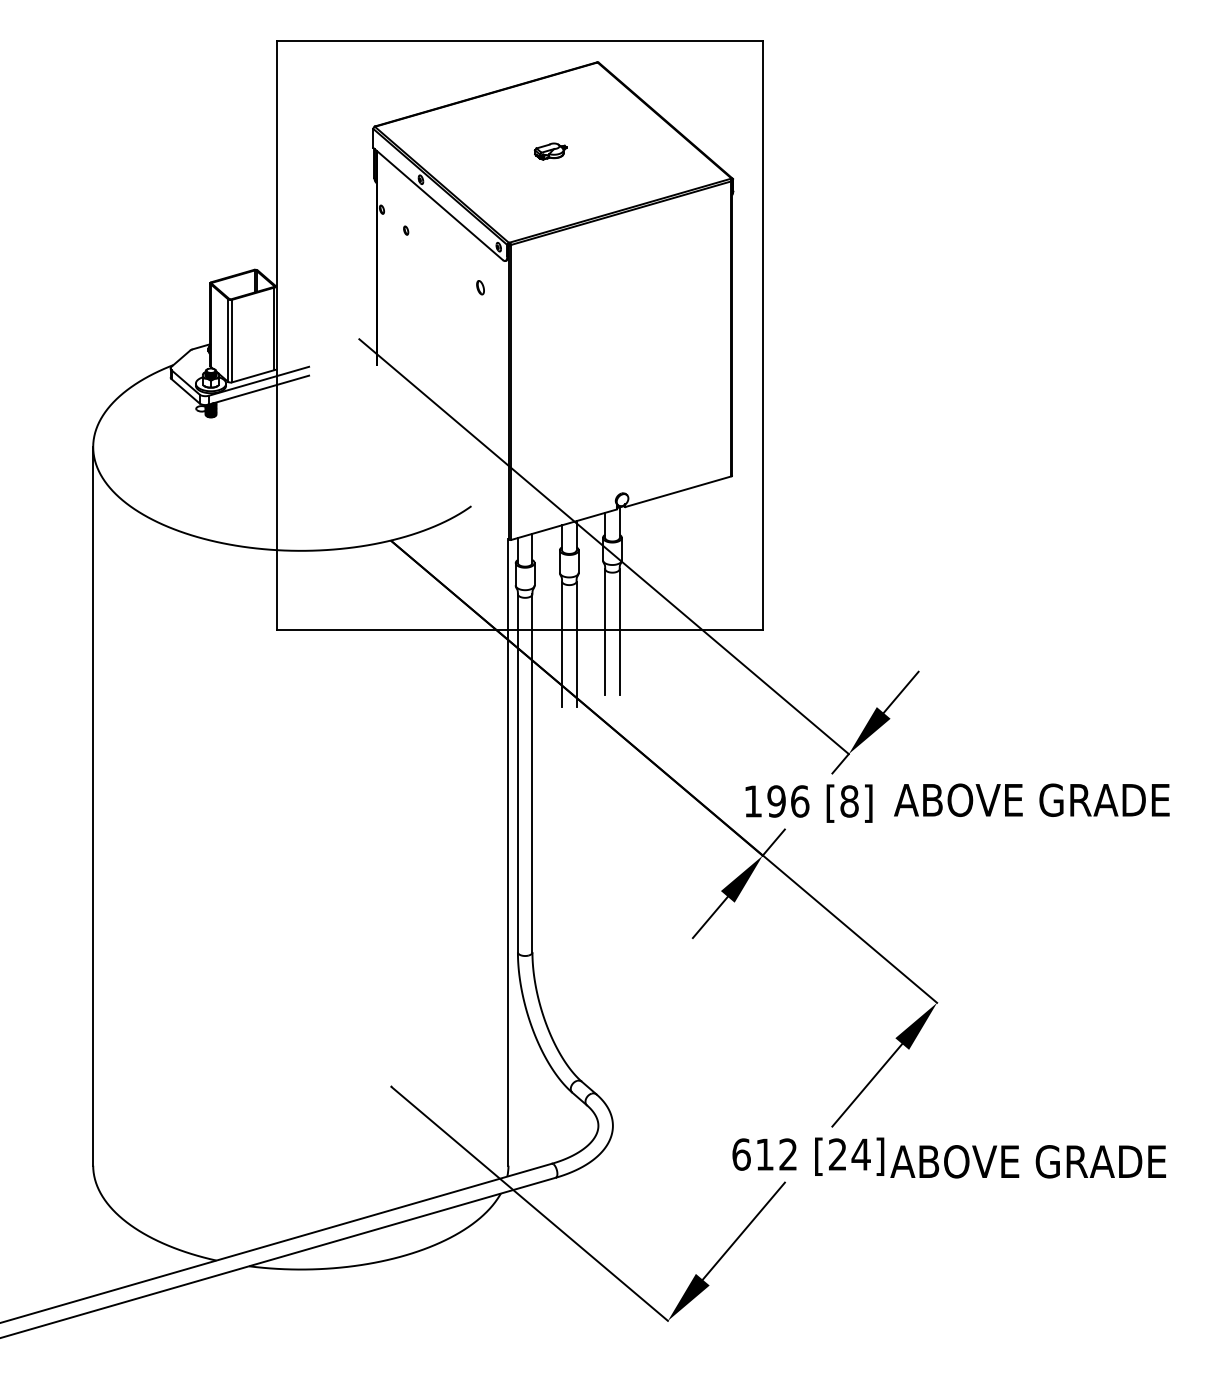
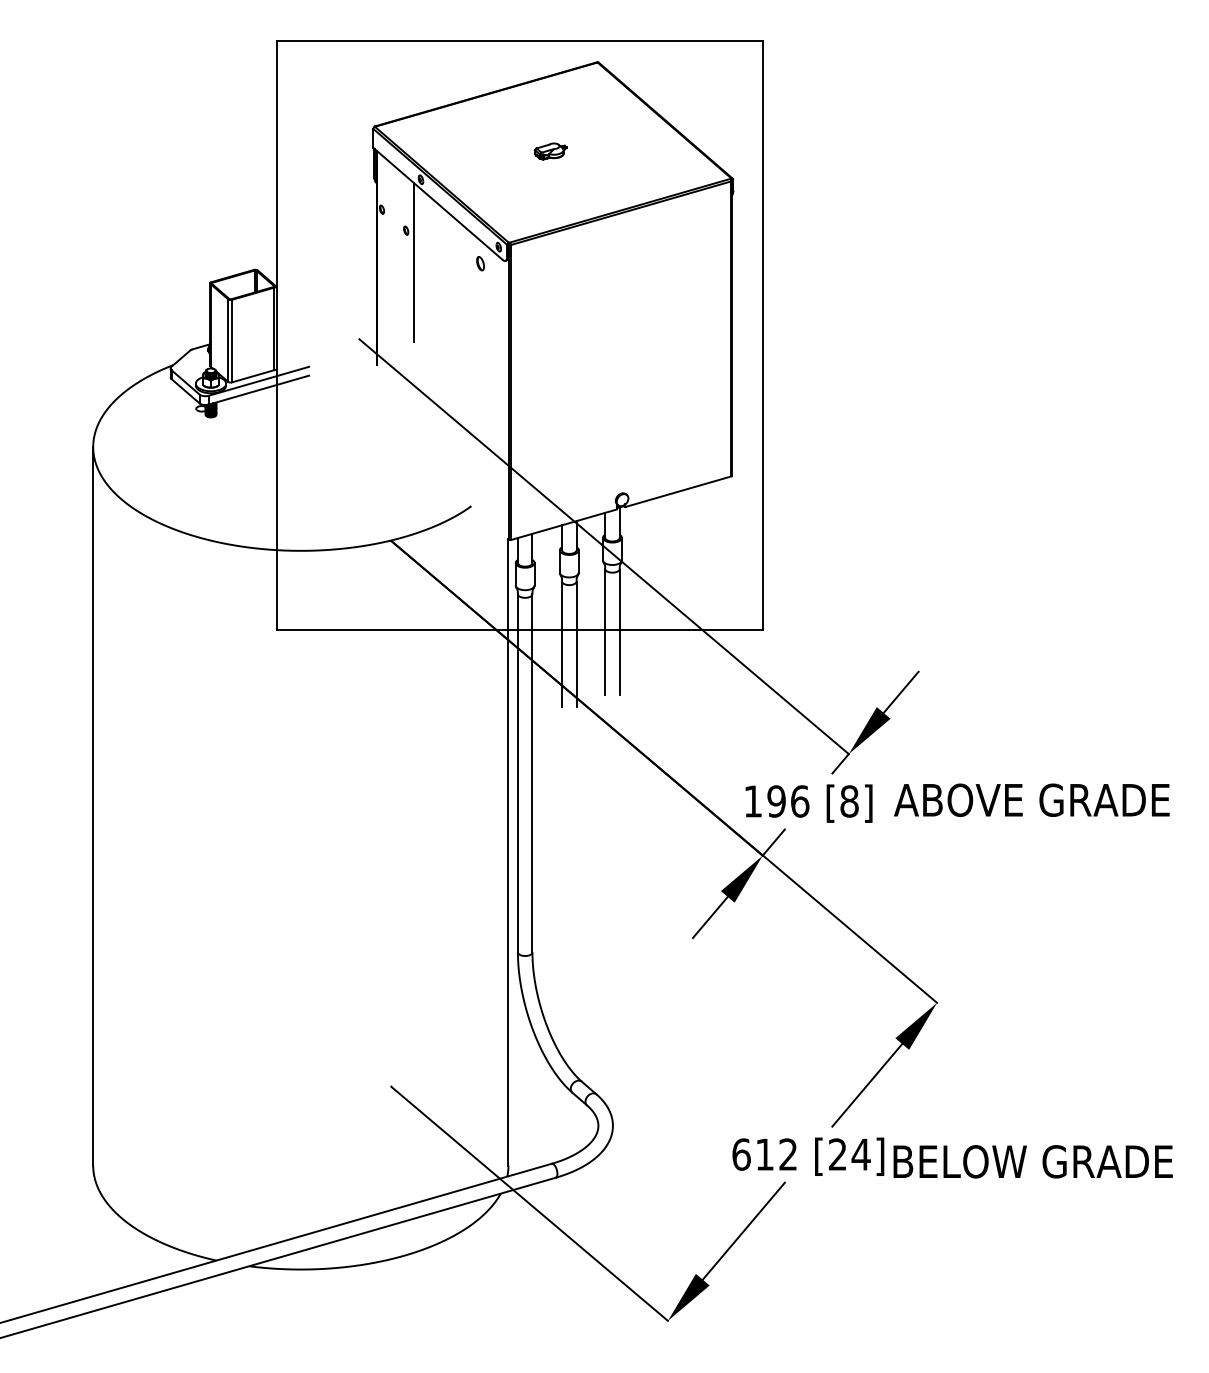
line: none -> present (413, 262)
part position: (480, 287) -> (480, 263) (480, 263)
text: ABOVE GRADE -> BELOW GRADE (1031, 1161)
